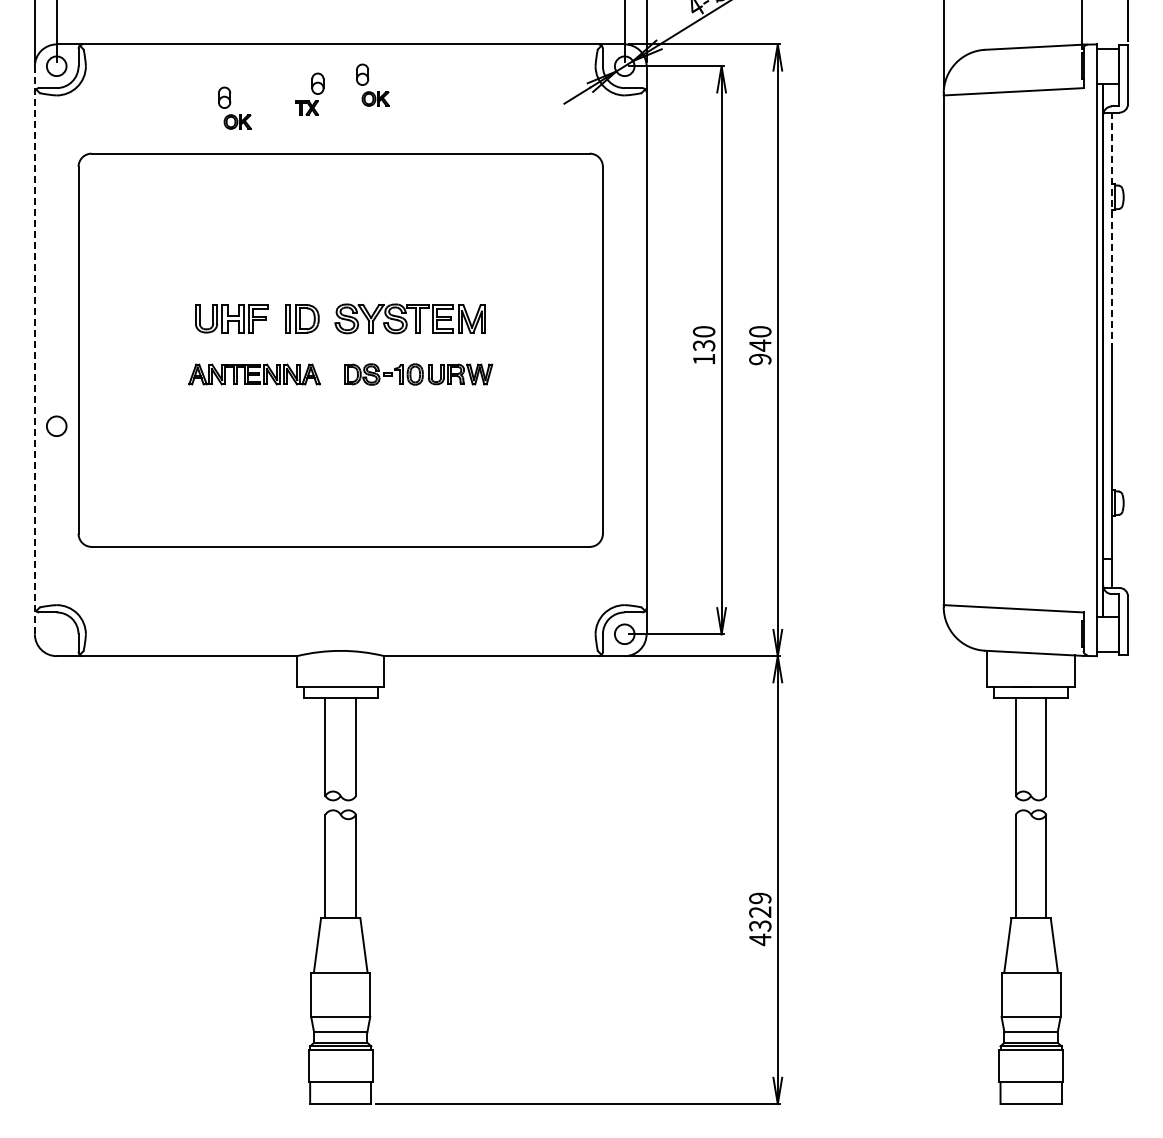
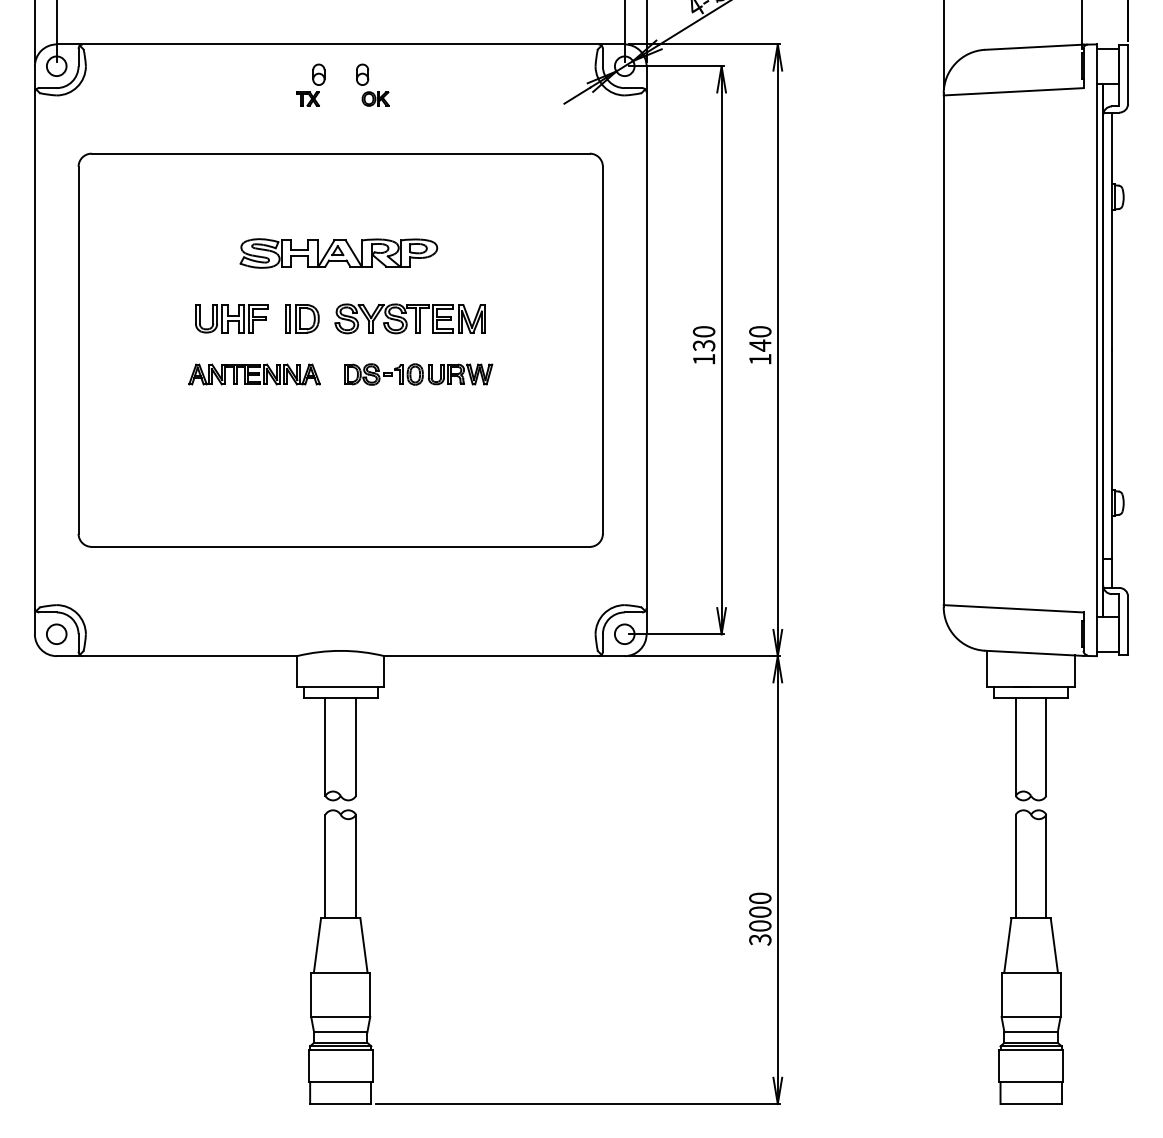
part position: (309, 93) -> (310, 84) (310, 84)
part: present -> none (234, 107)
line: dashed -> solid (1111, 231)
part: none -> present (338, 253)
line: dashed -> solid (34, 350)
text: 940 -> 140 (760, 359)
circle position: (56, 425) -> (56, 633) (56, 633)
text: 4329 -> 3000 (760, 919)
